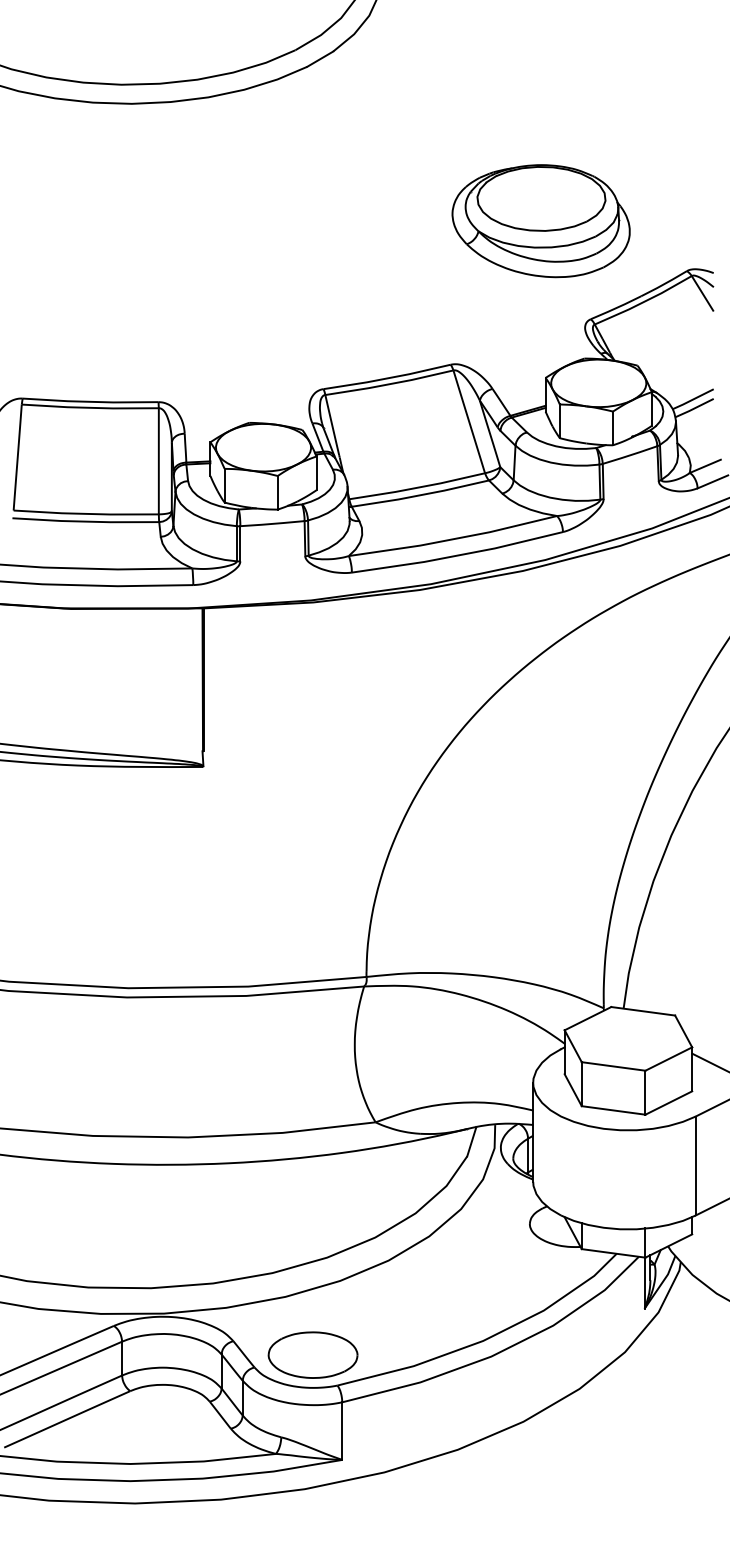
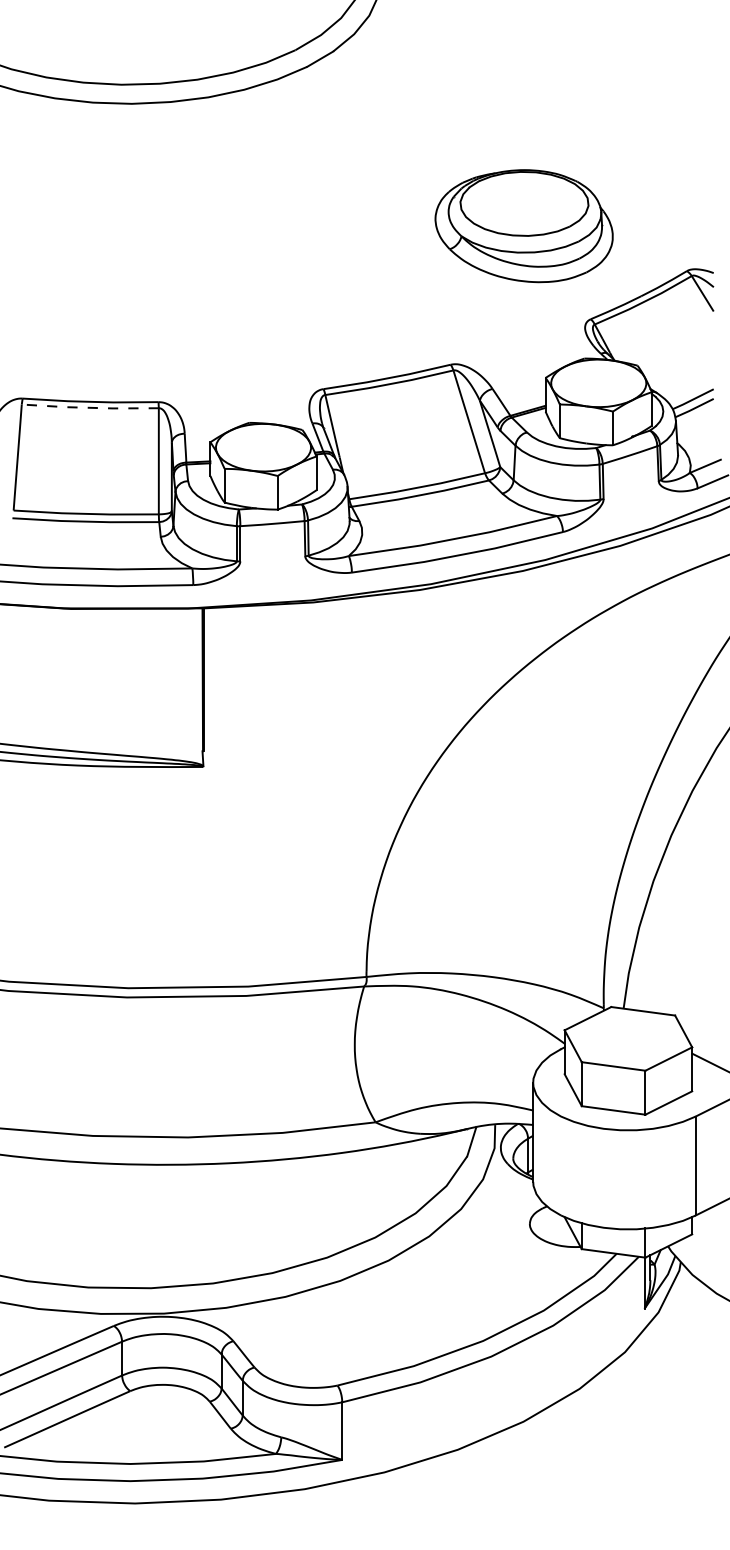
part position: (540, 221) -> (523, 226) (523, 226)
line: solid -> dashed (90, 407)
part: present -> none (312, 1354)
